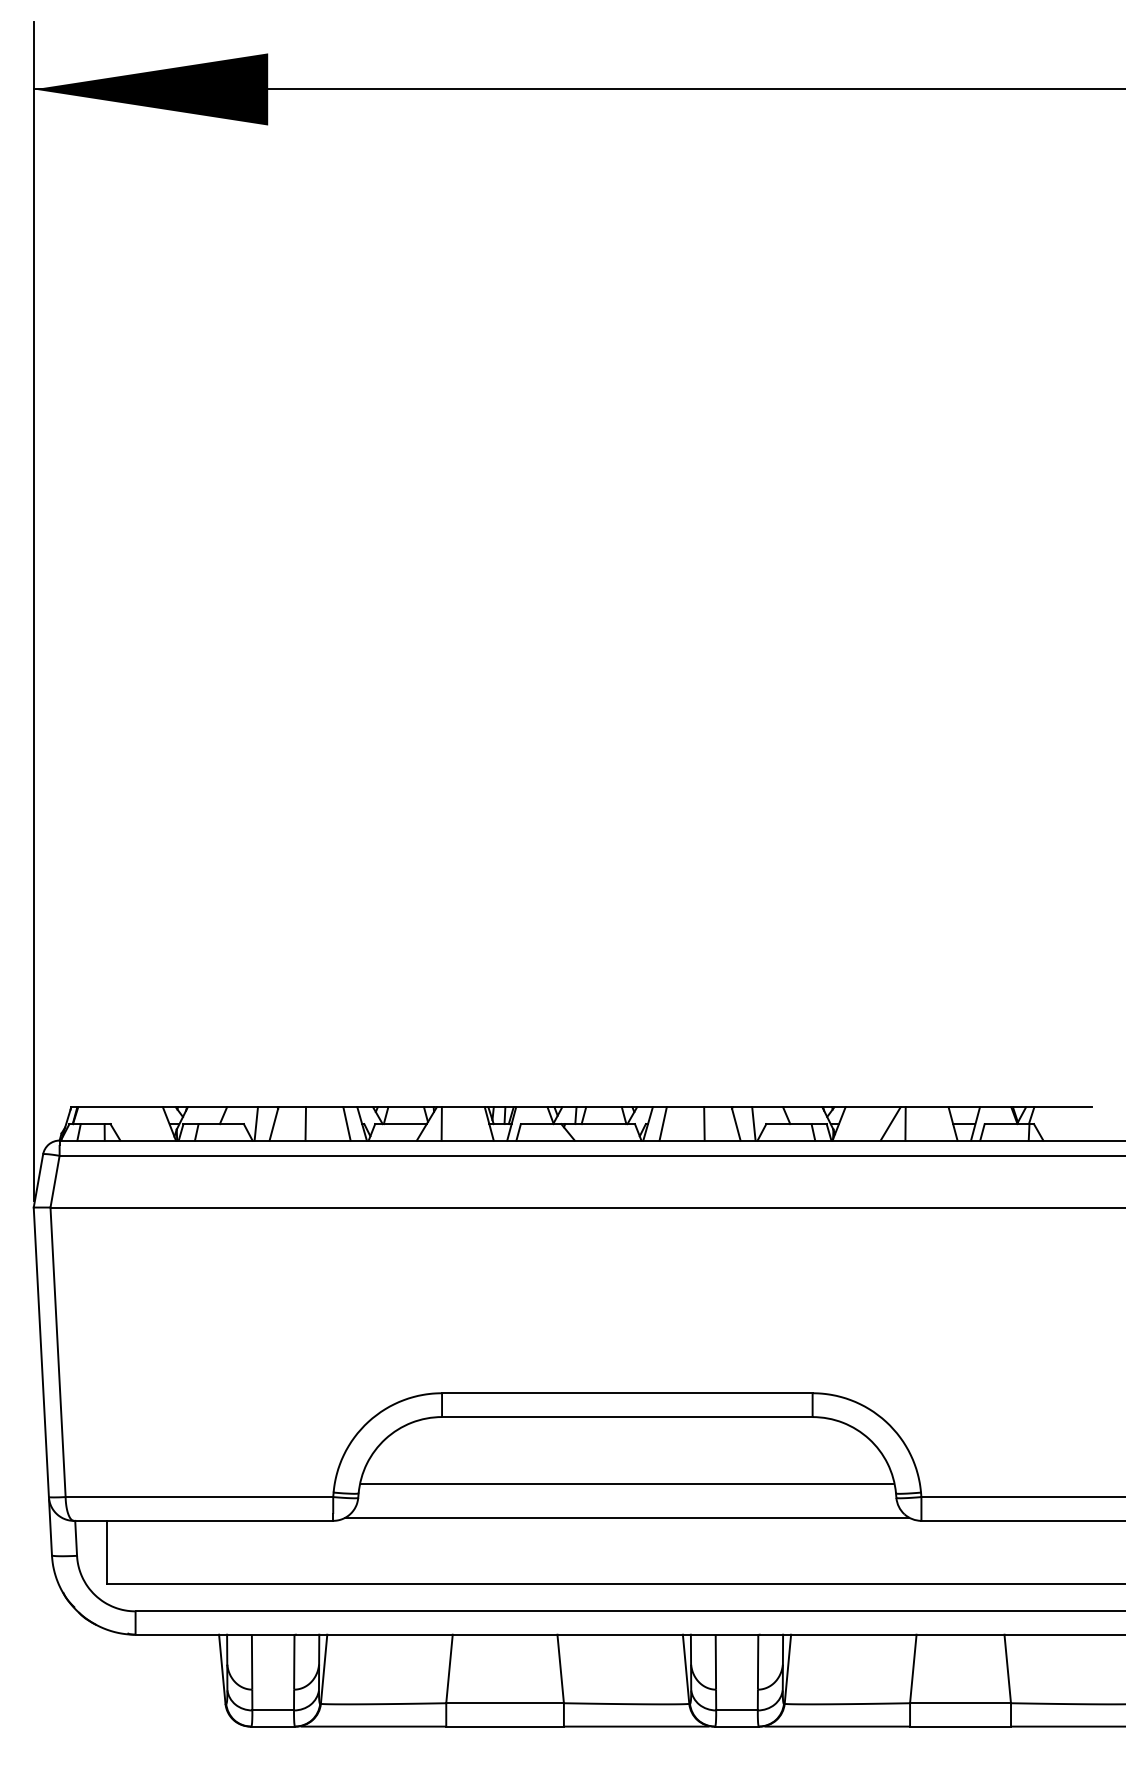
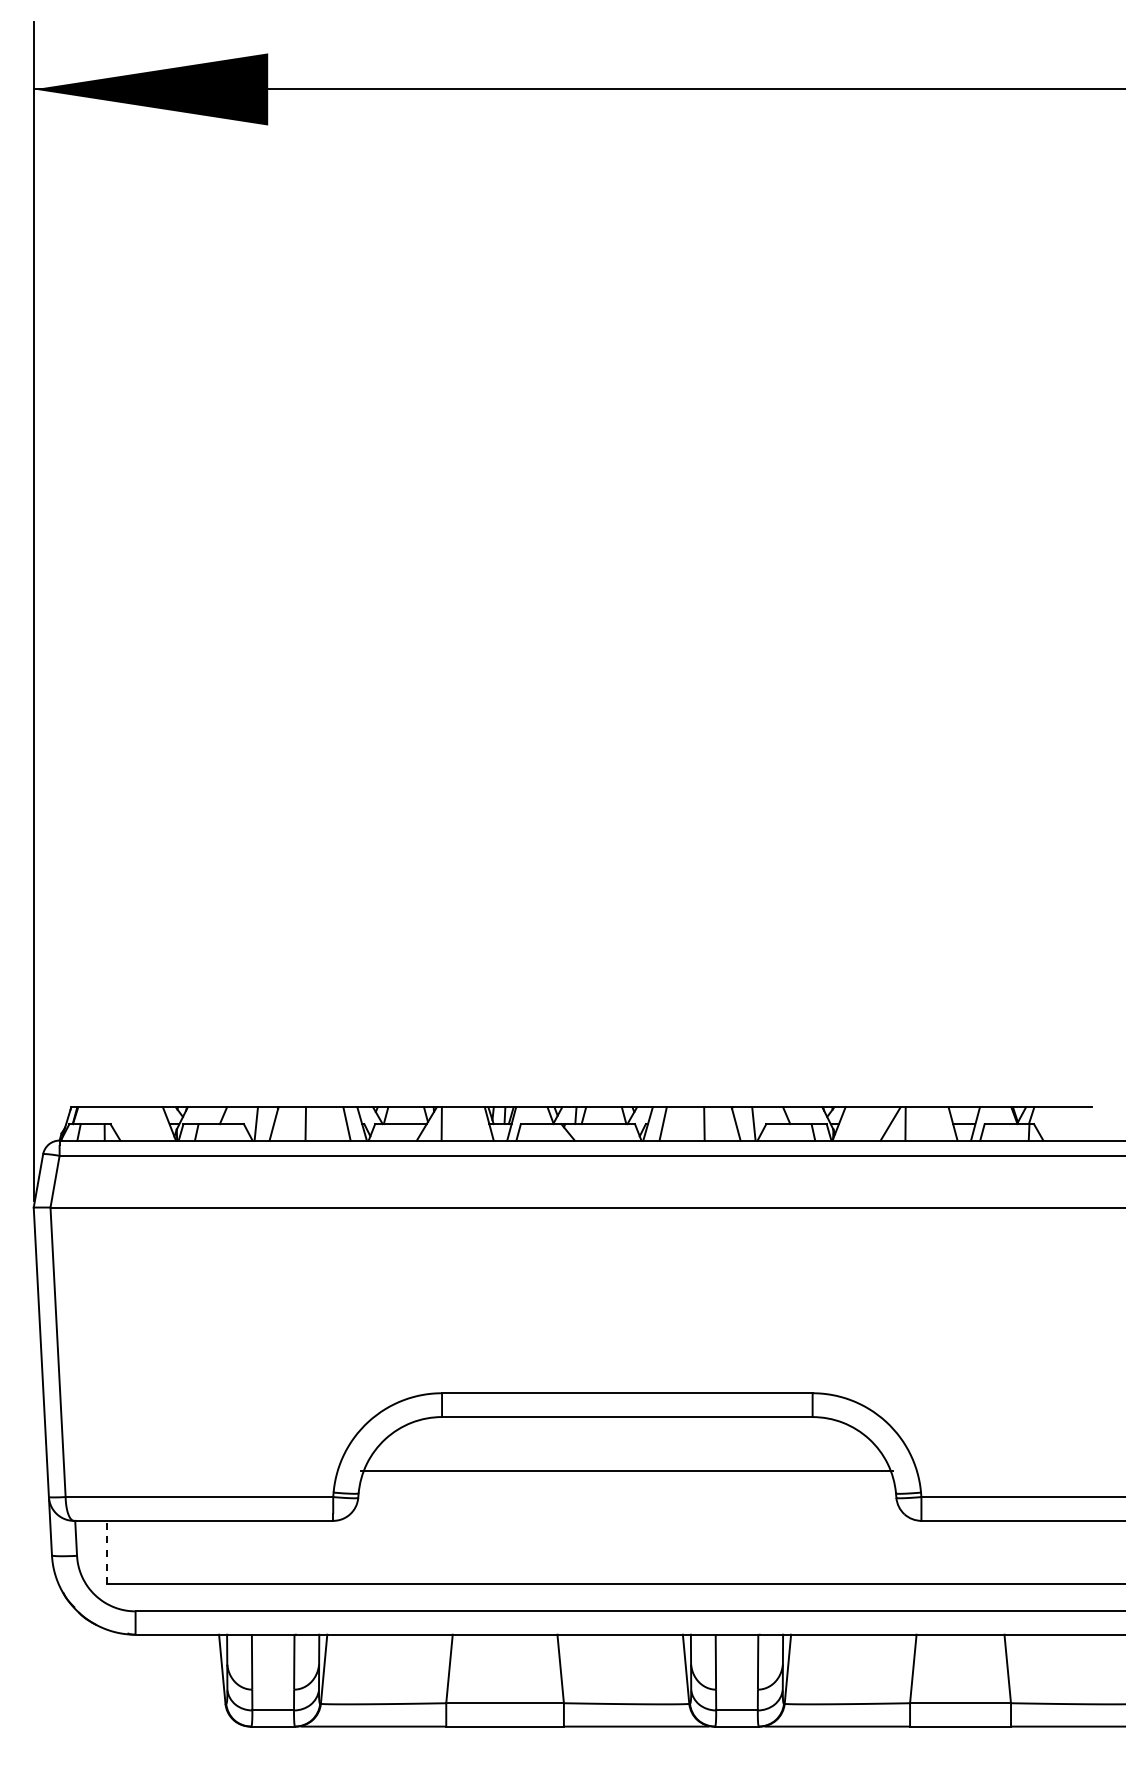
line position: (627, 1484) -> (627, 1471) (627, 1471)
line: present -> none (626, 1517)
line: solid -> dashed (107, 1552)
